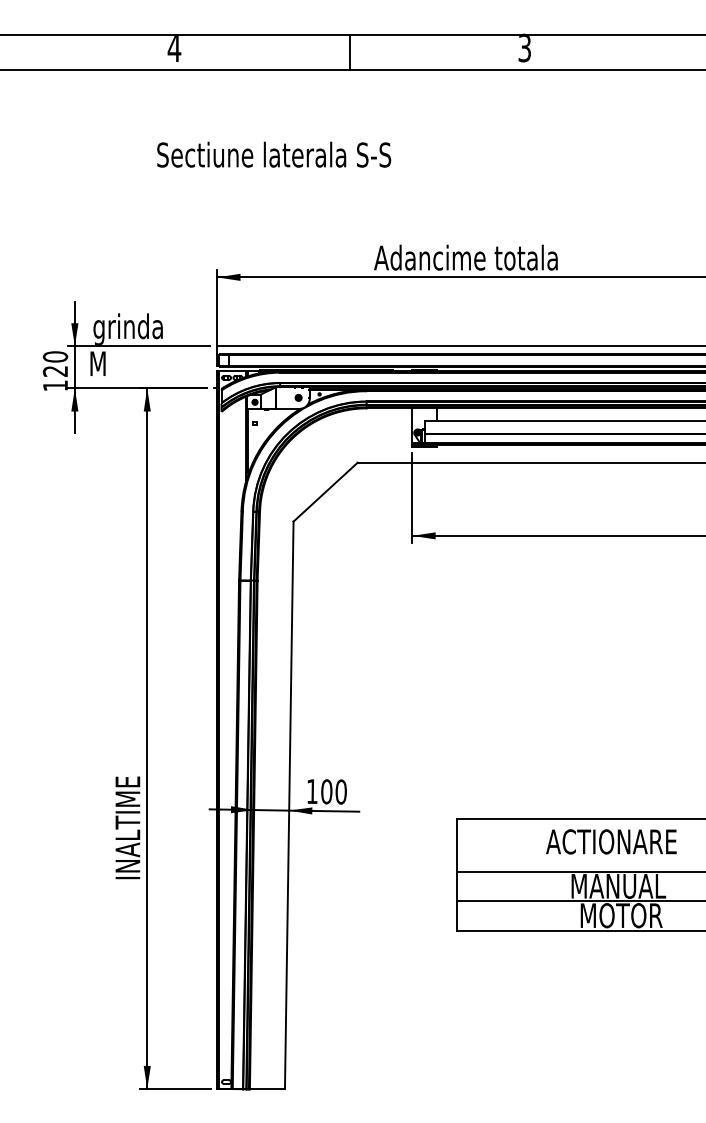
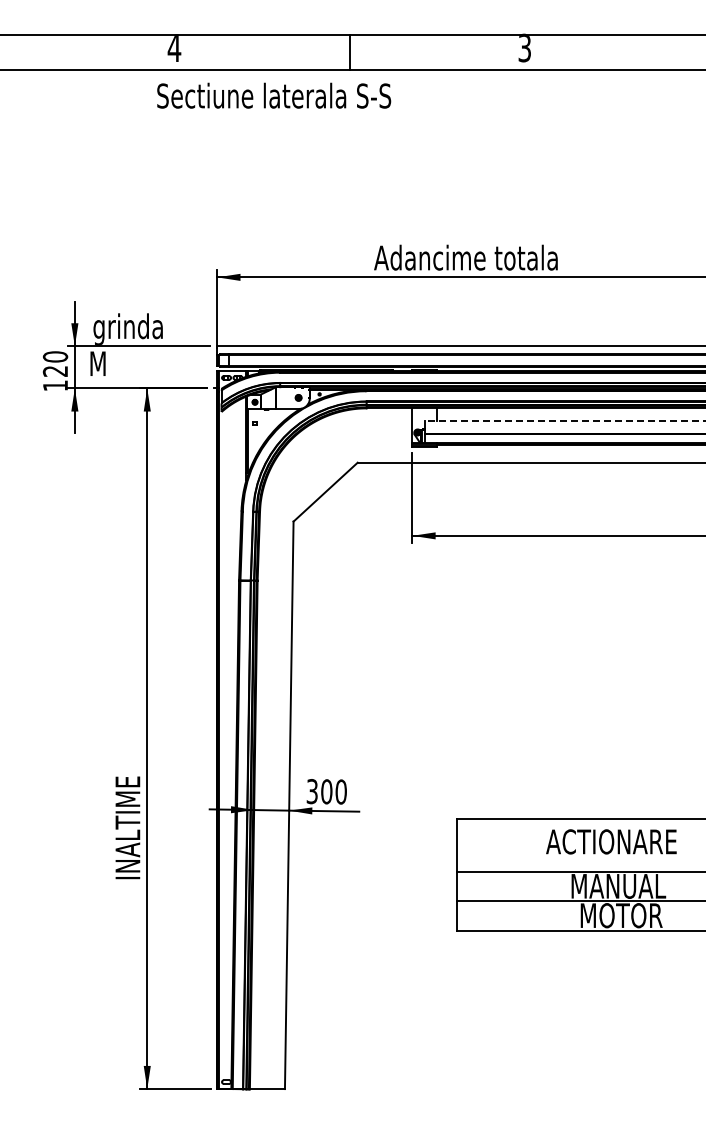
text position: (274, 154) -> (274, 95) (274, 95)
line: solid -> dashed (564, 421)
text: 100 -> 300 (311, 791)
